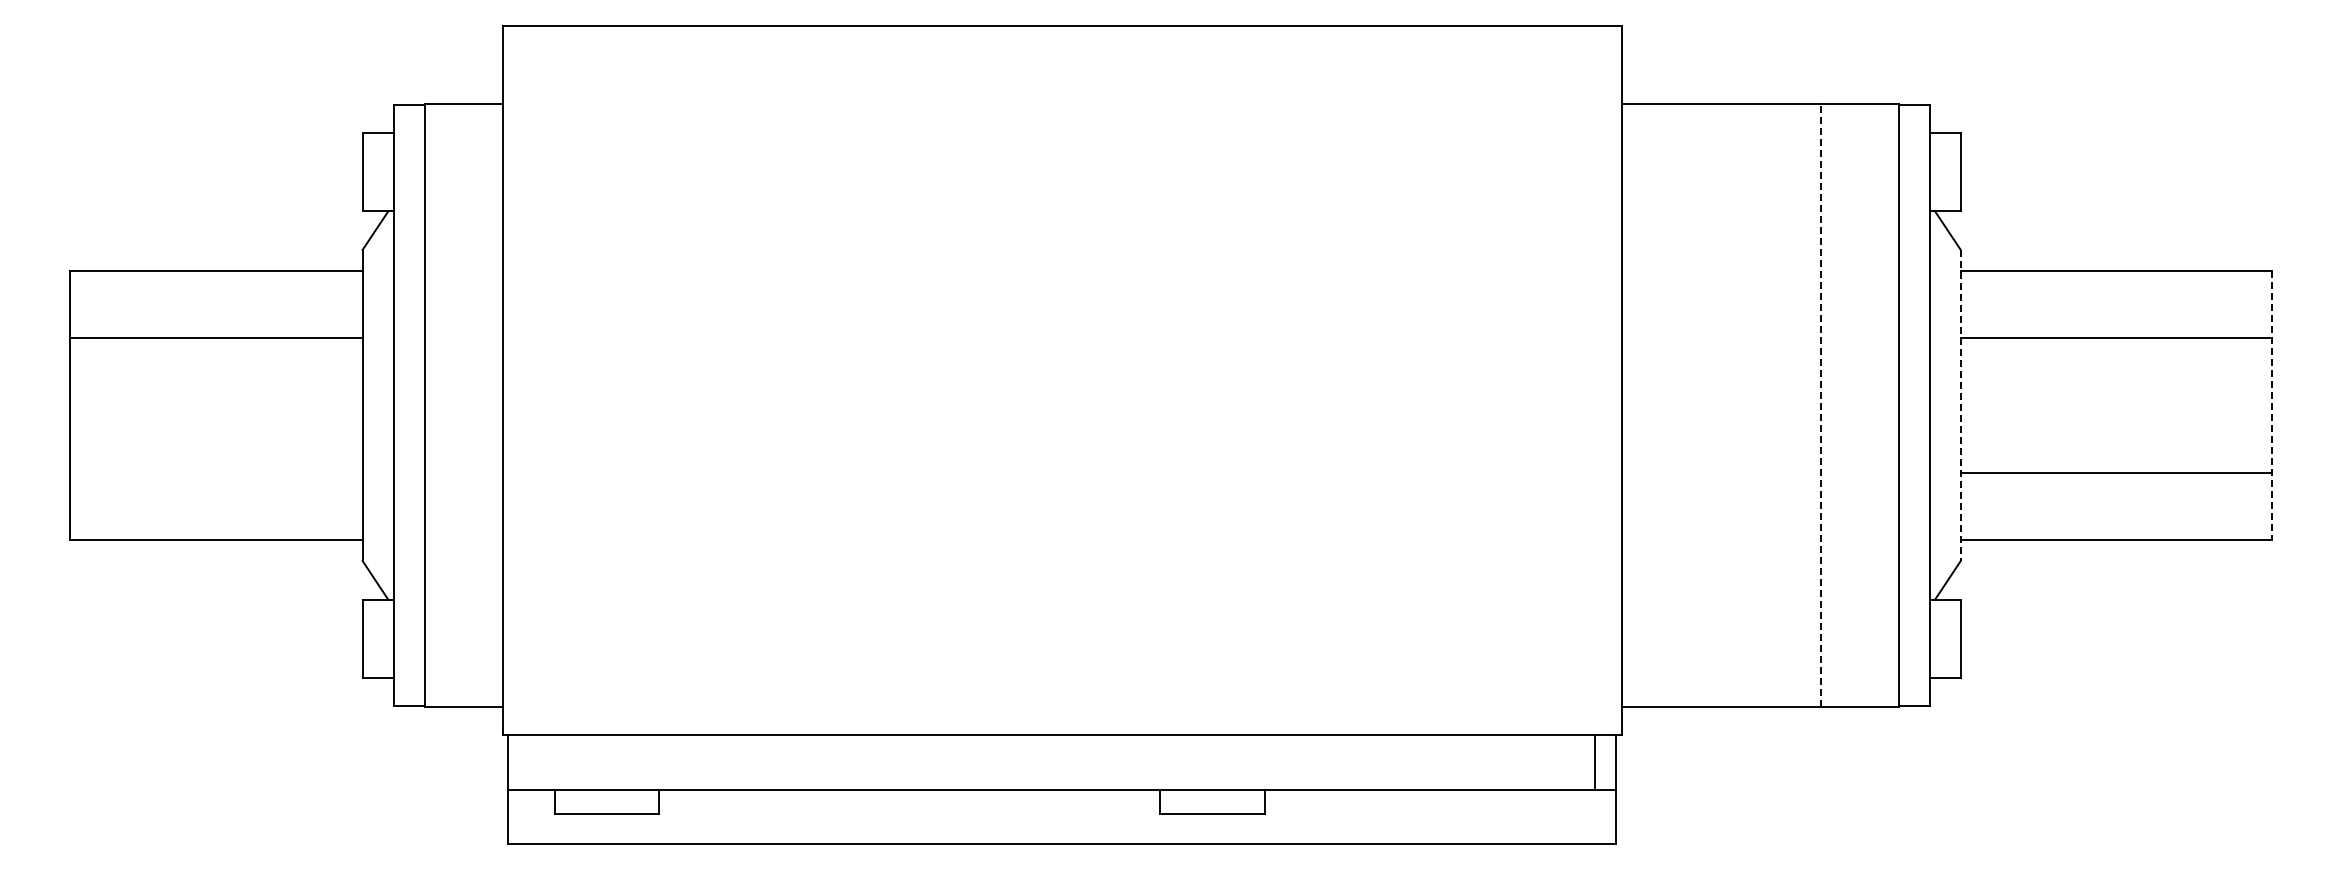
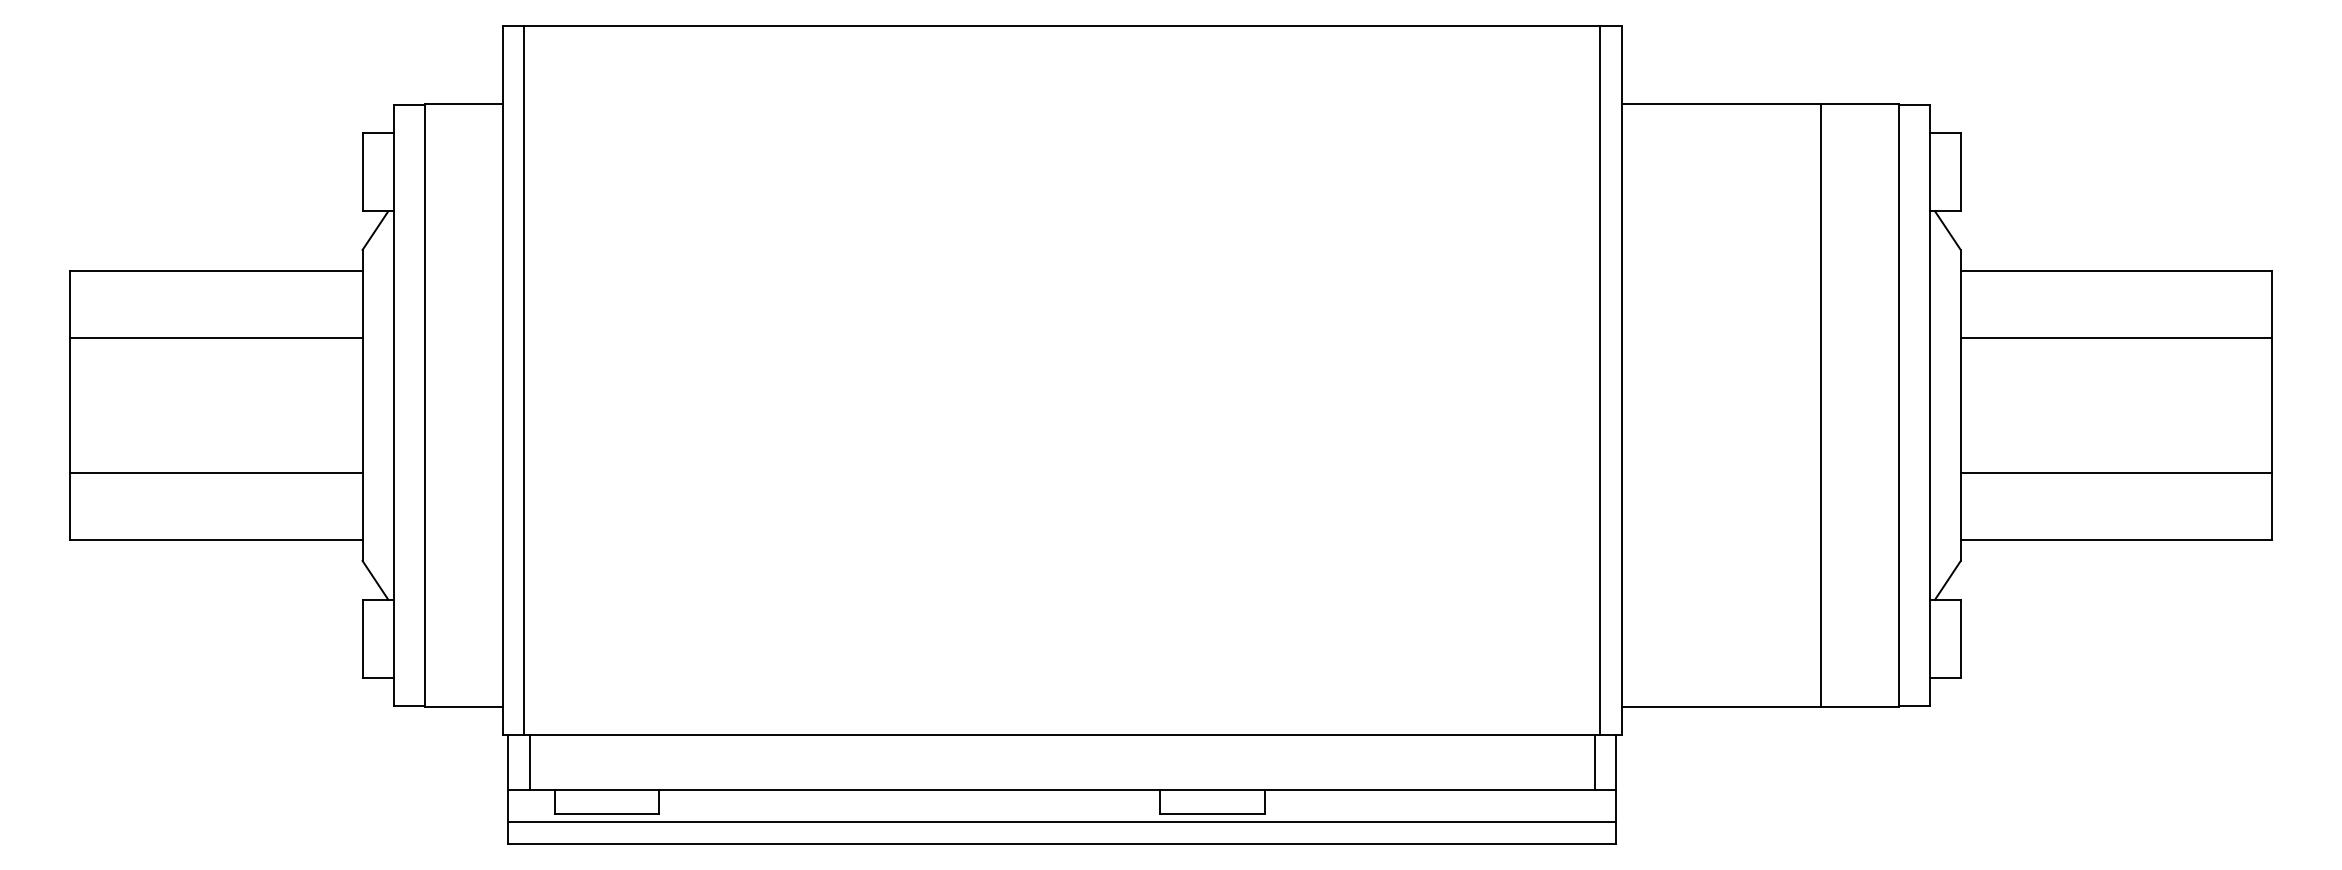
line: none -> present (524, 380)
line: none -> present (1600, 380)
line: dashed -> solid (1820, 405)
line: dashed -> solid (1960, 405)
line: dashed -> solid (2271, 405)
line: none -> present (216, 472)
line: none -> present (529, 762)
line: none -> present (1062, 822)
